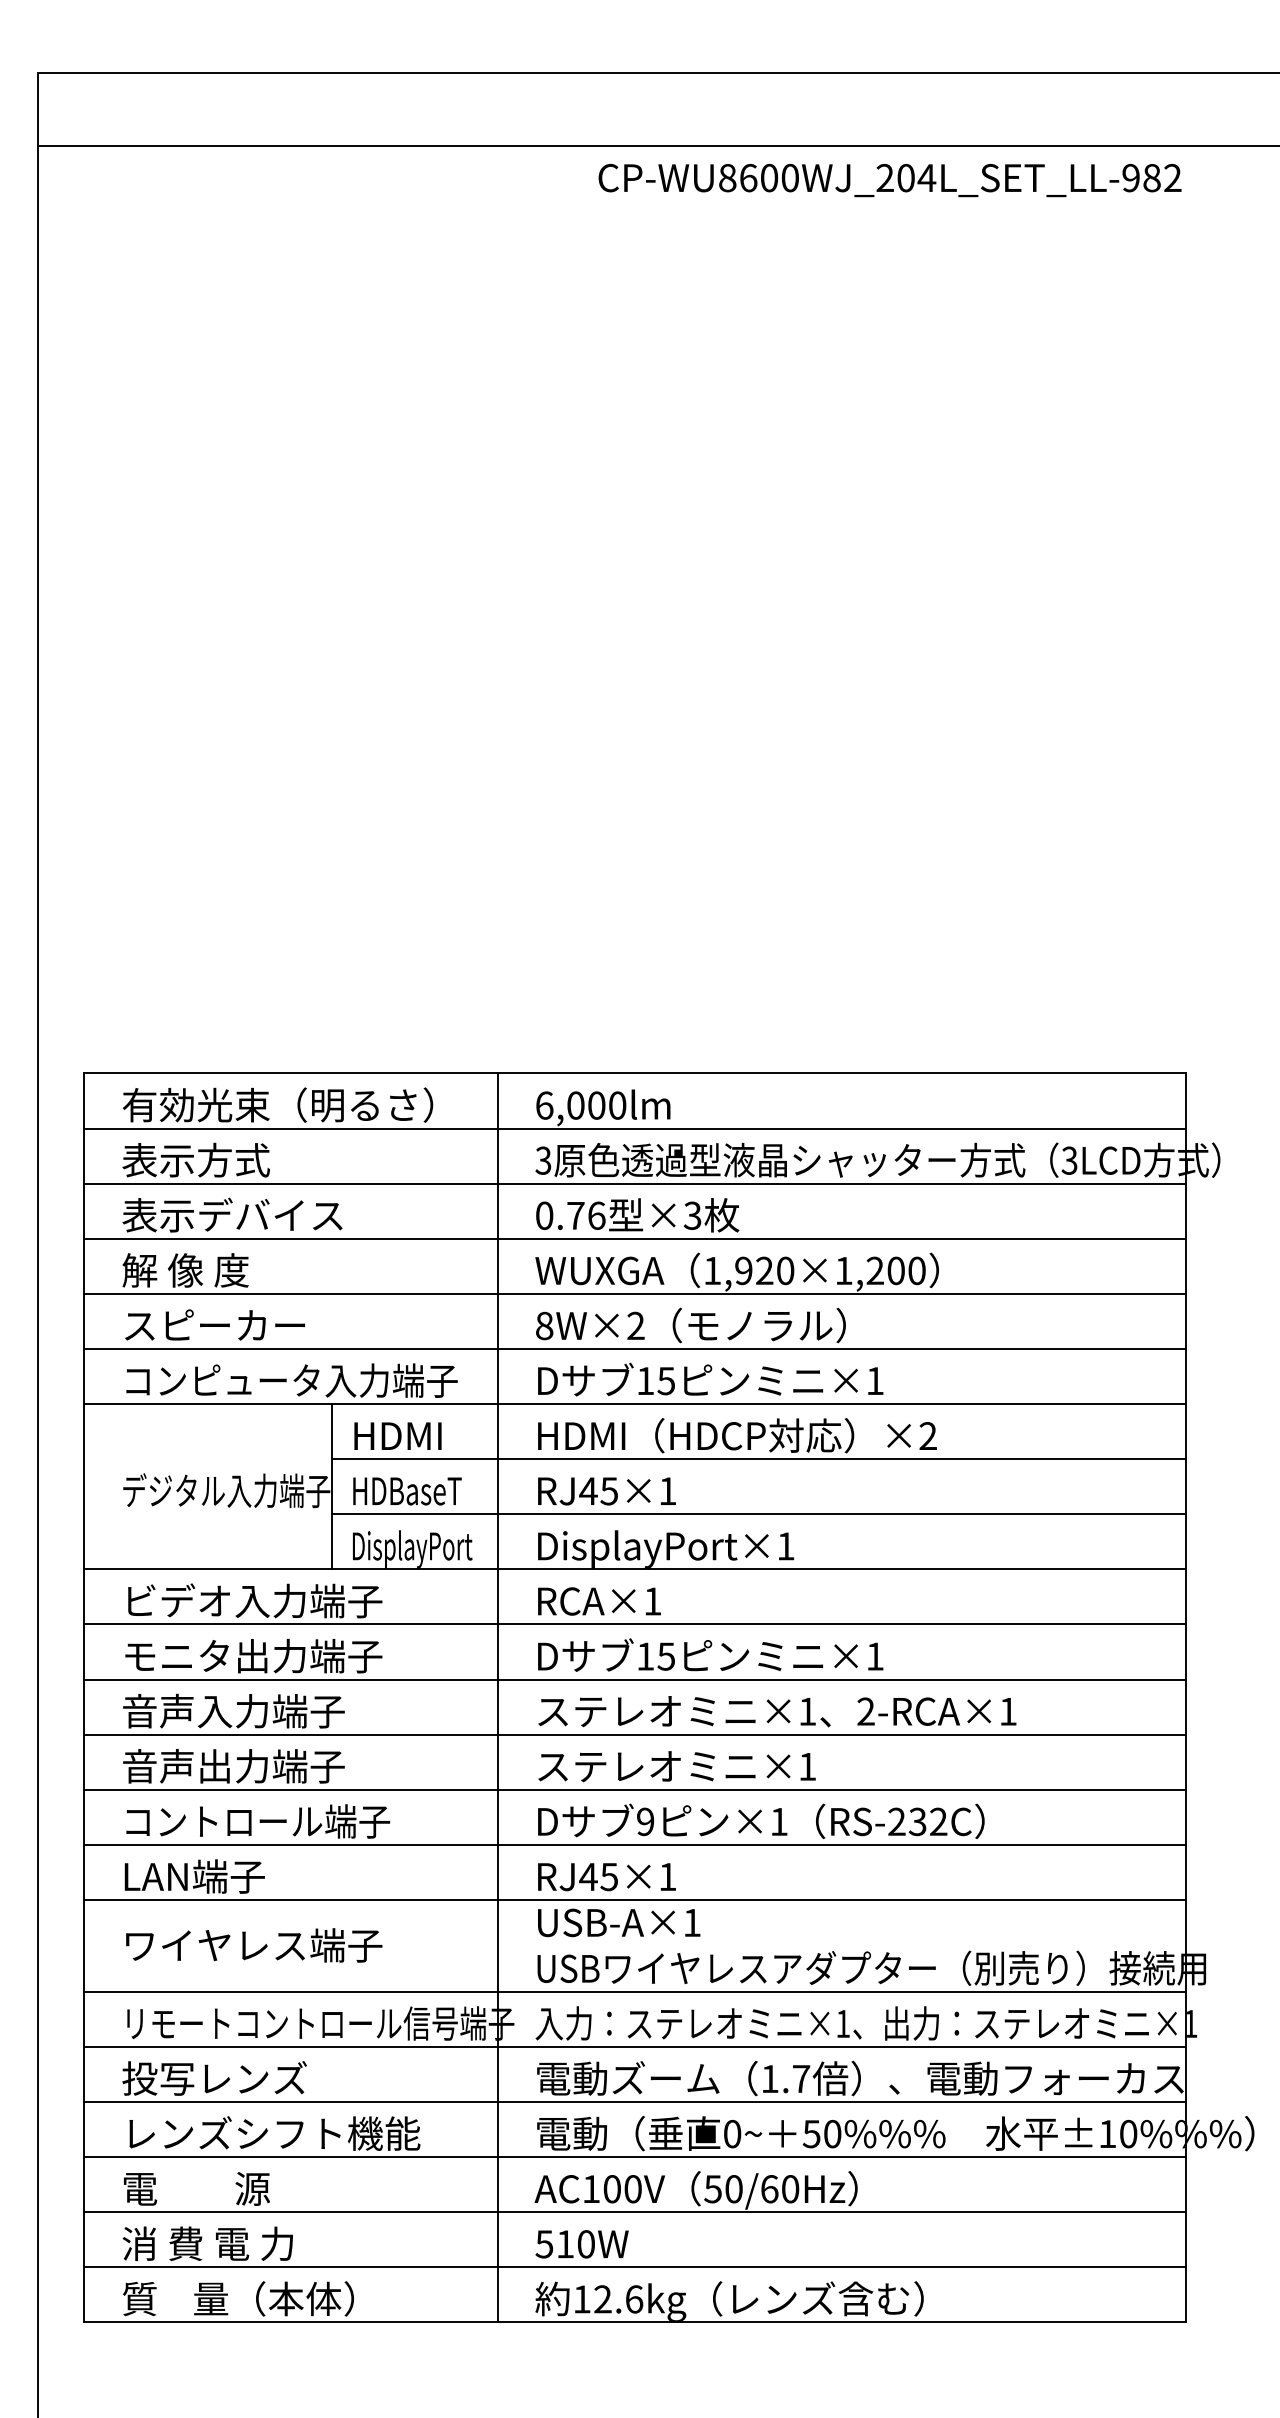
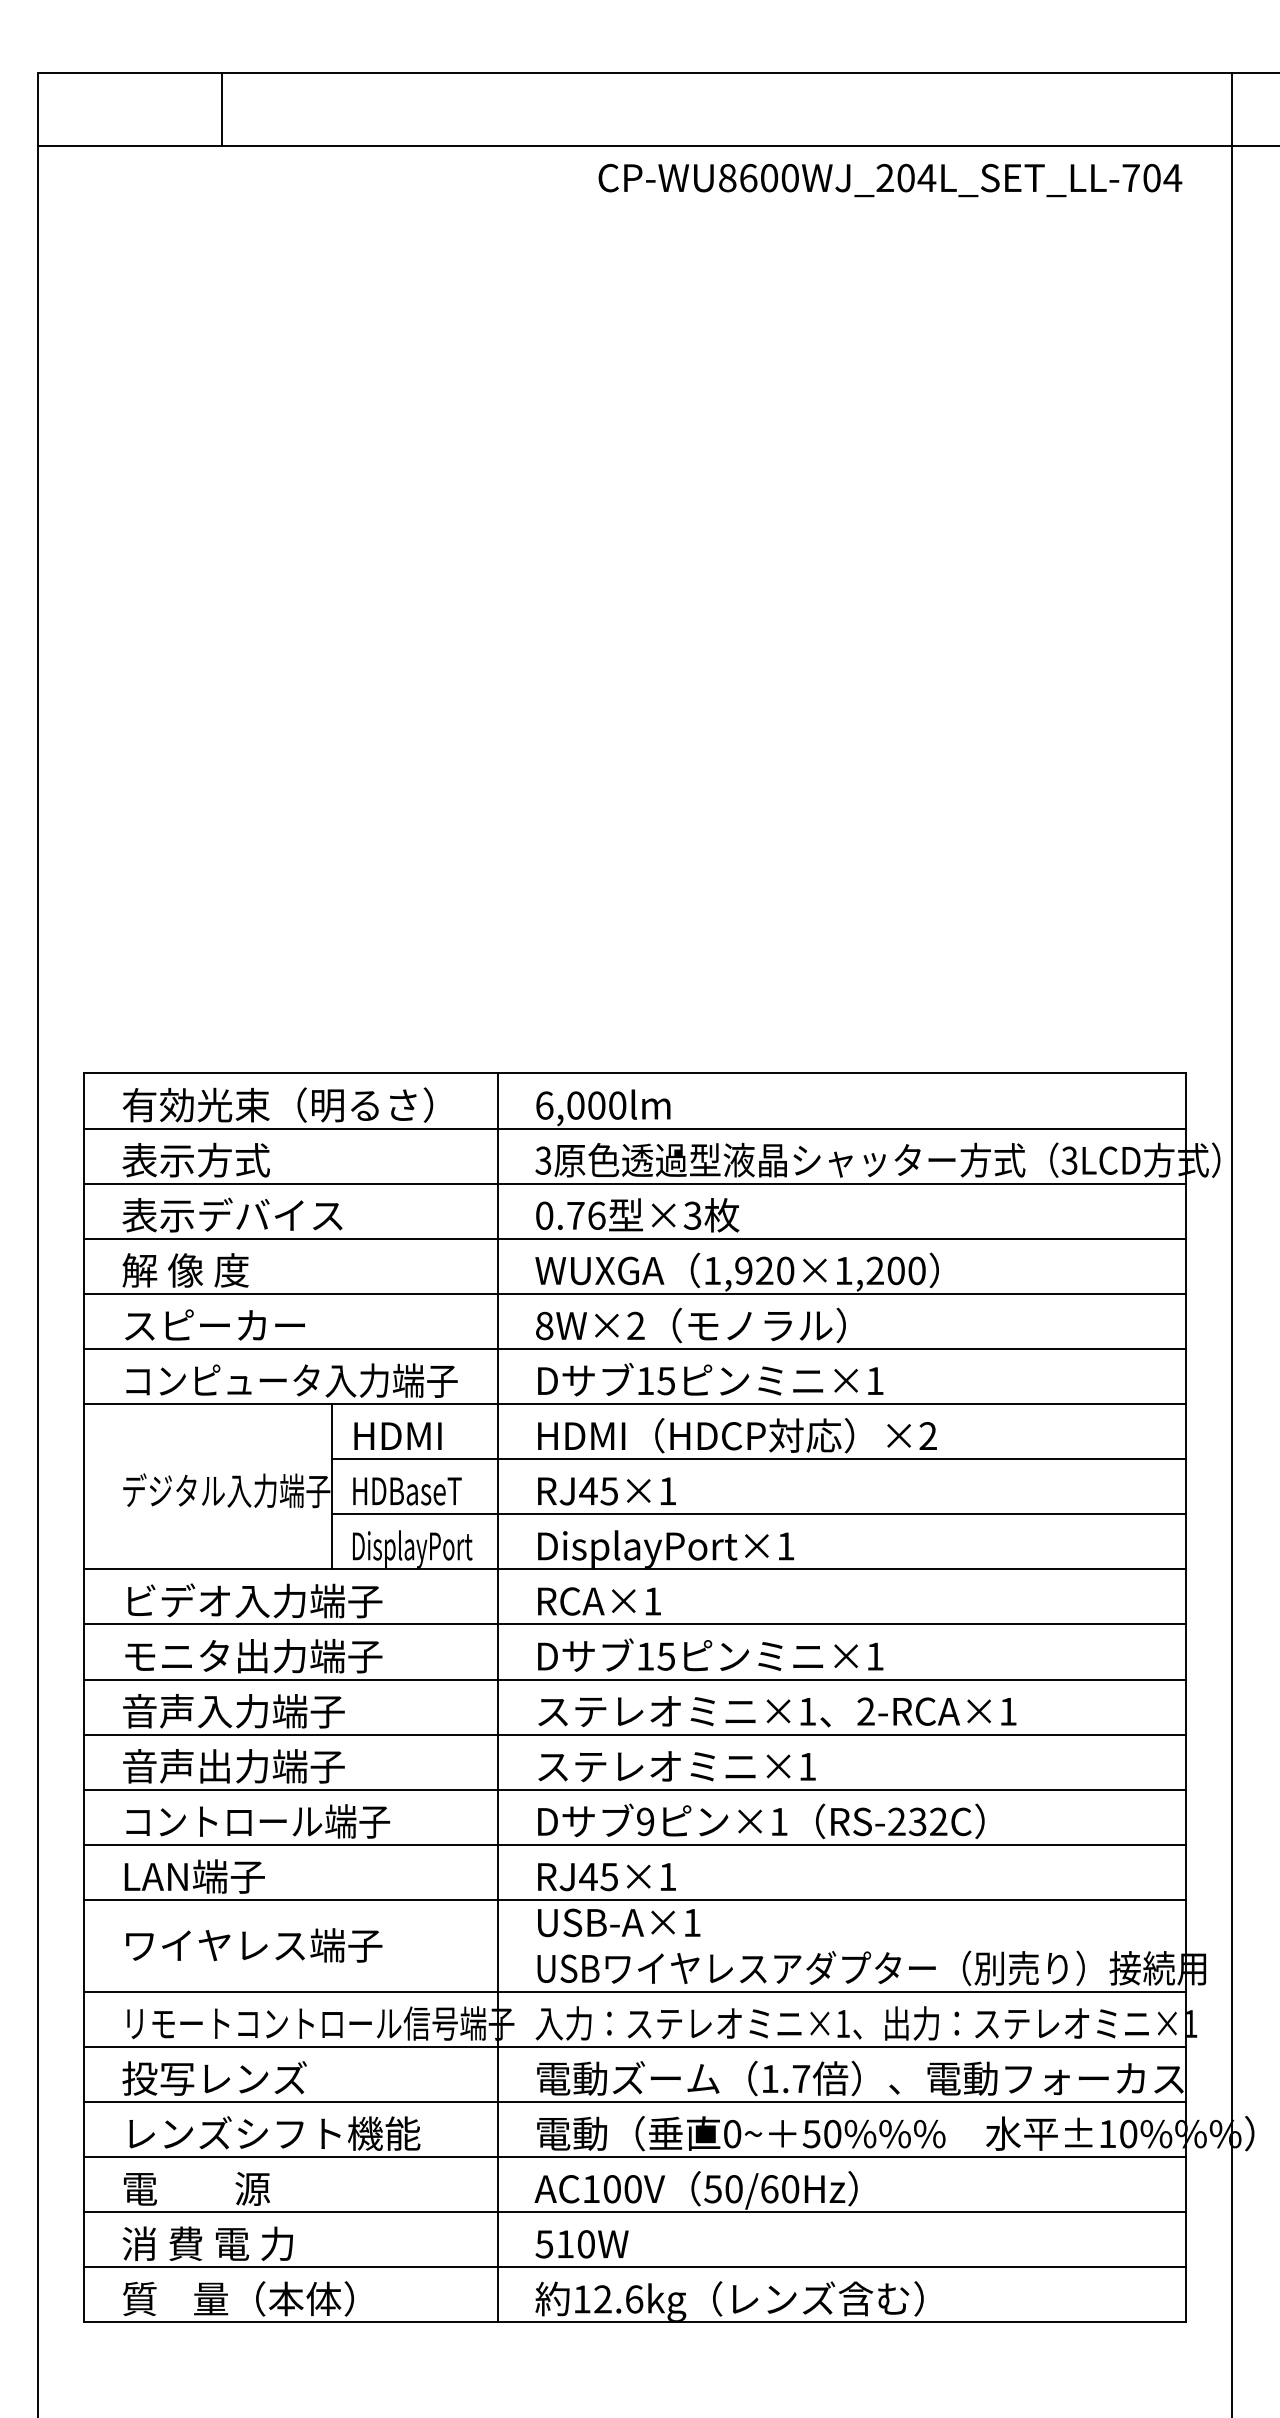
line: none -> present (222, 109)
text: CP-WU8600WJ_204L_SET_LL-982 -> CP-WU8600WJ_204L_SET_LL-704 (1152, 177)
line: none -> present (1232, 1243)
